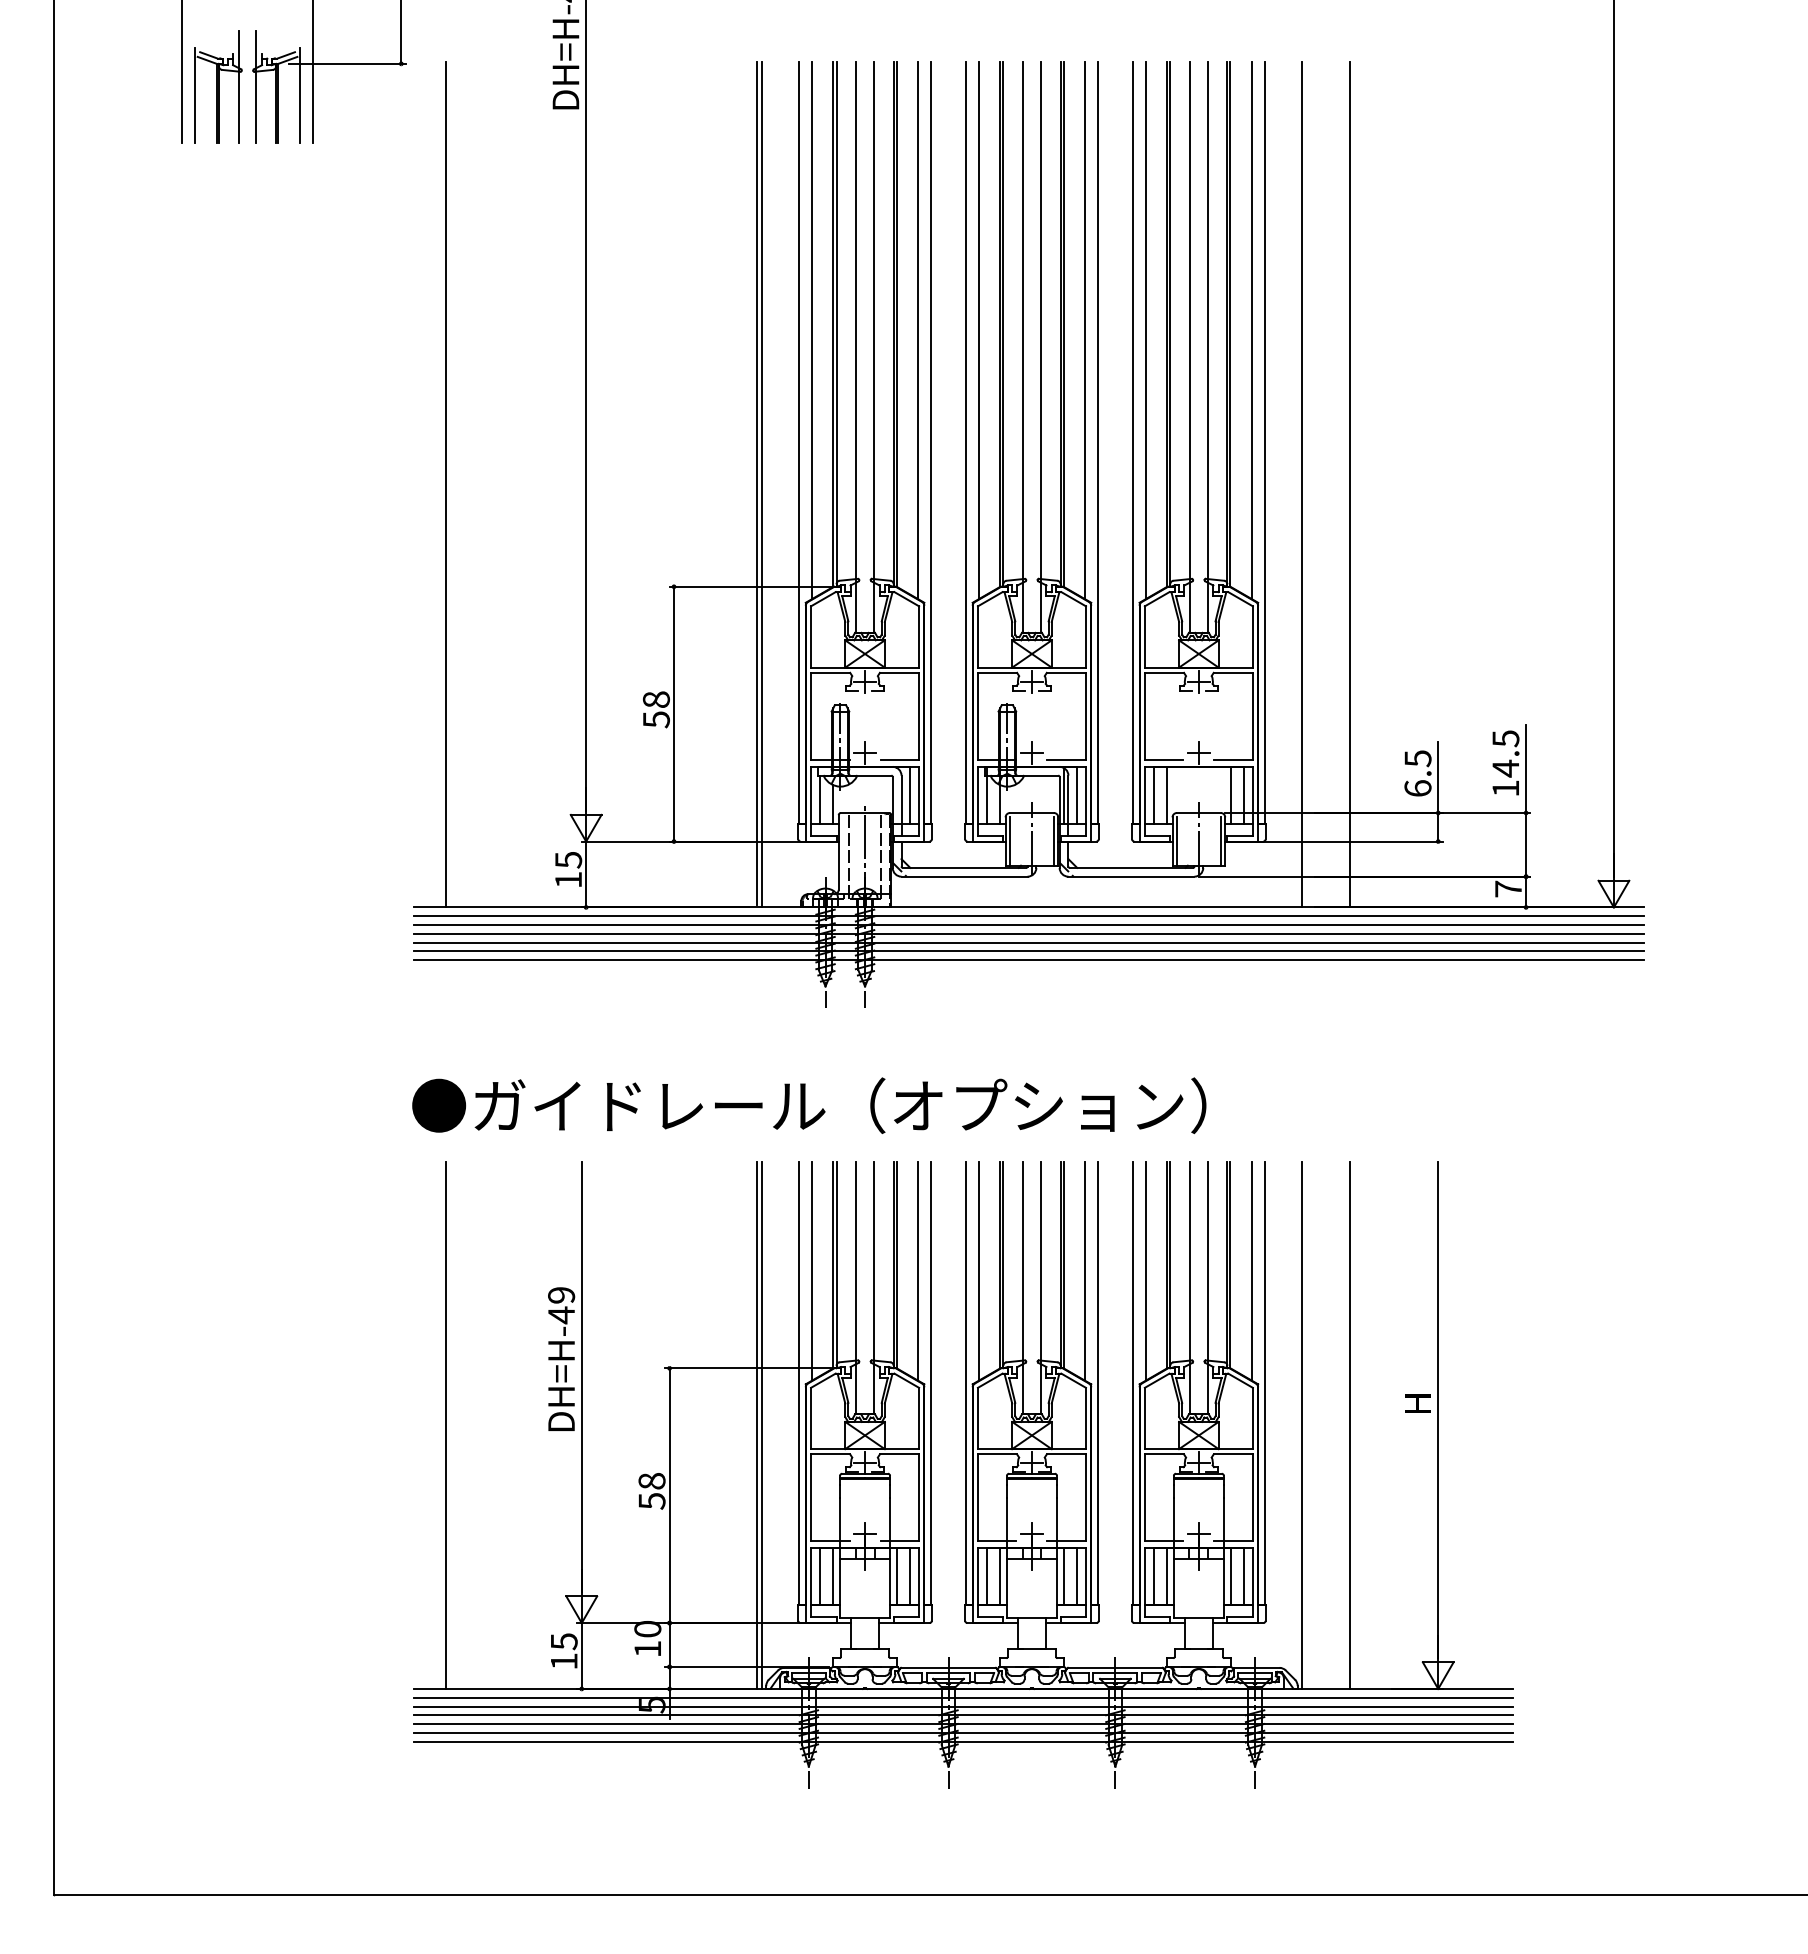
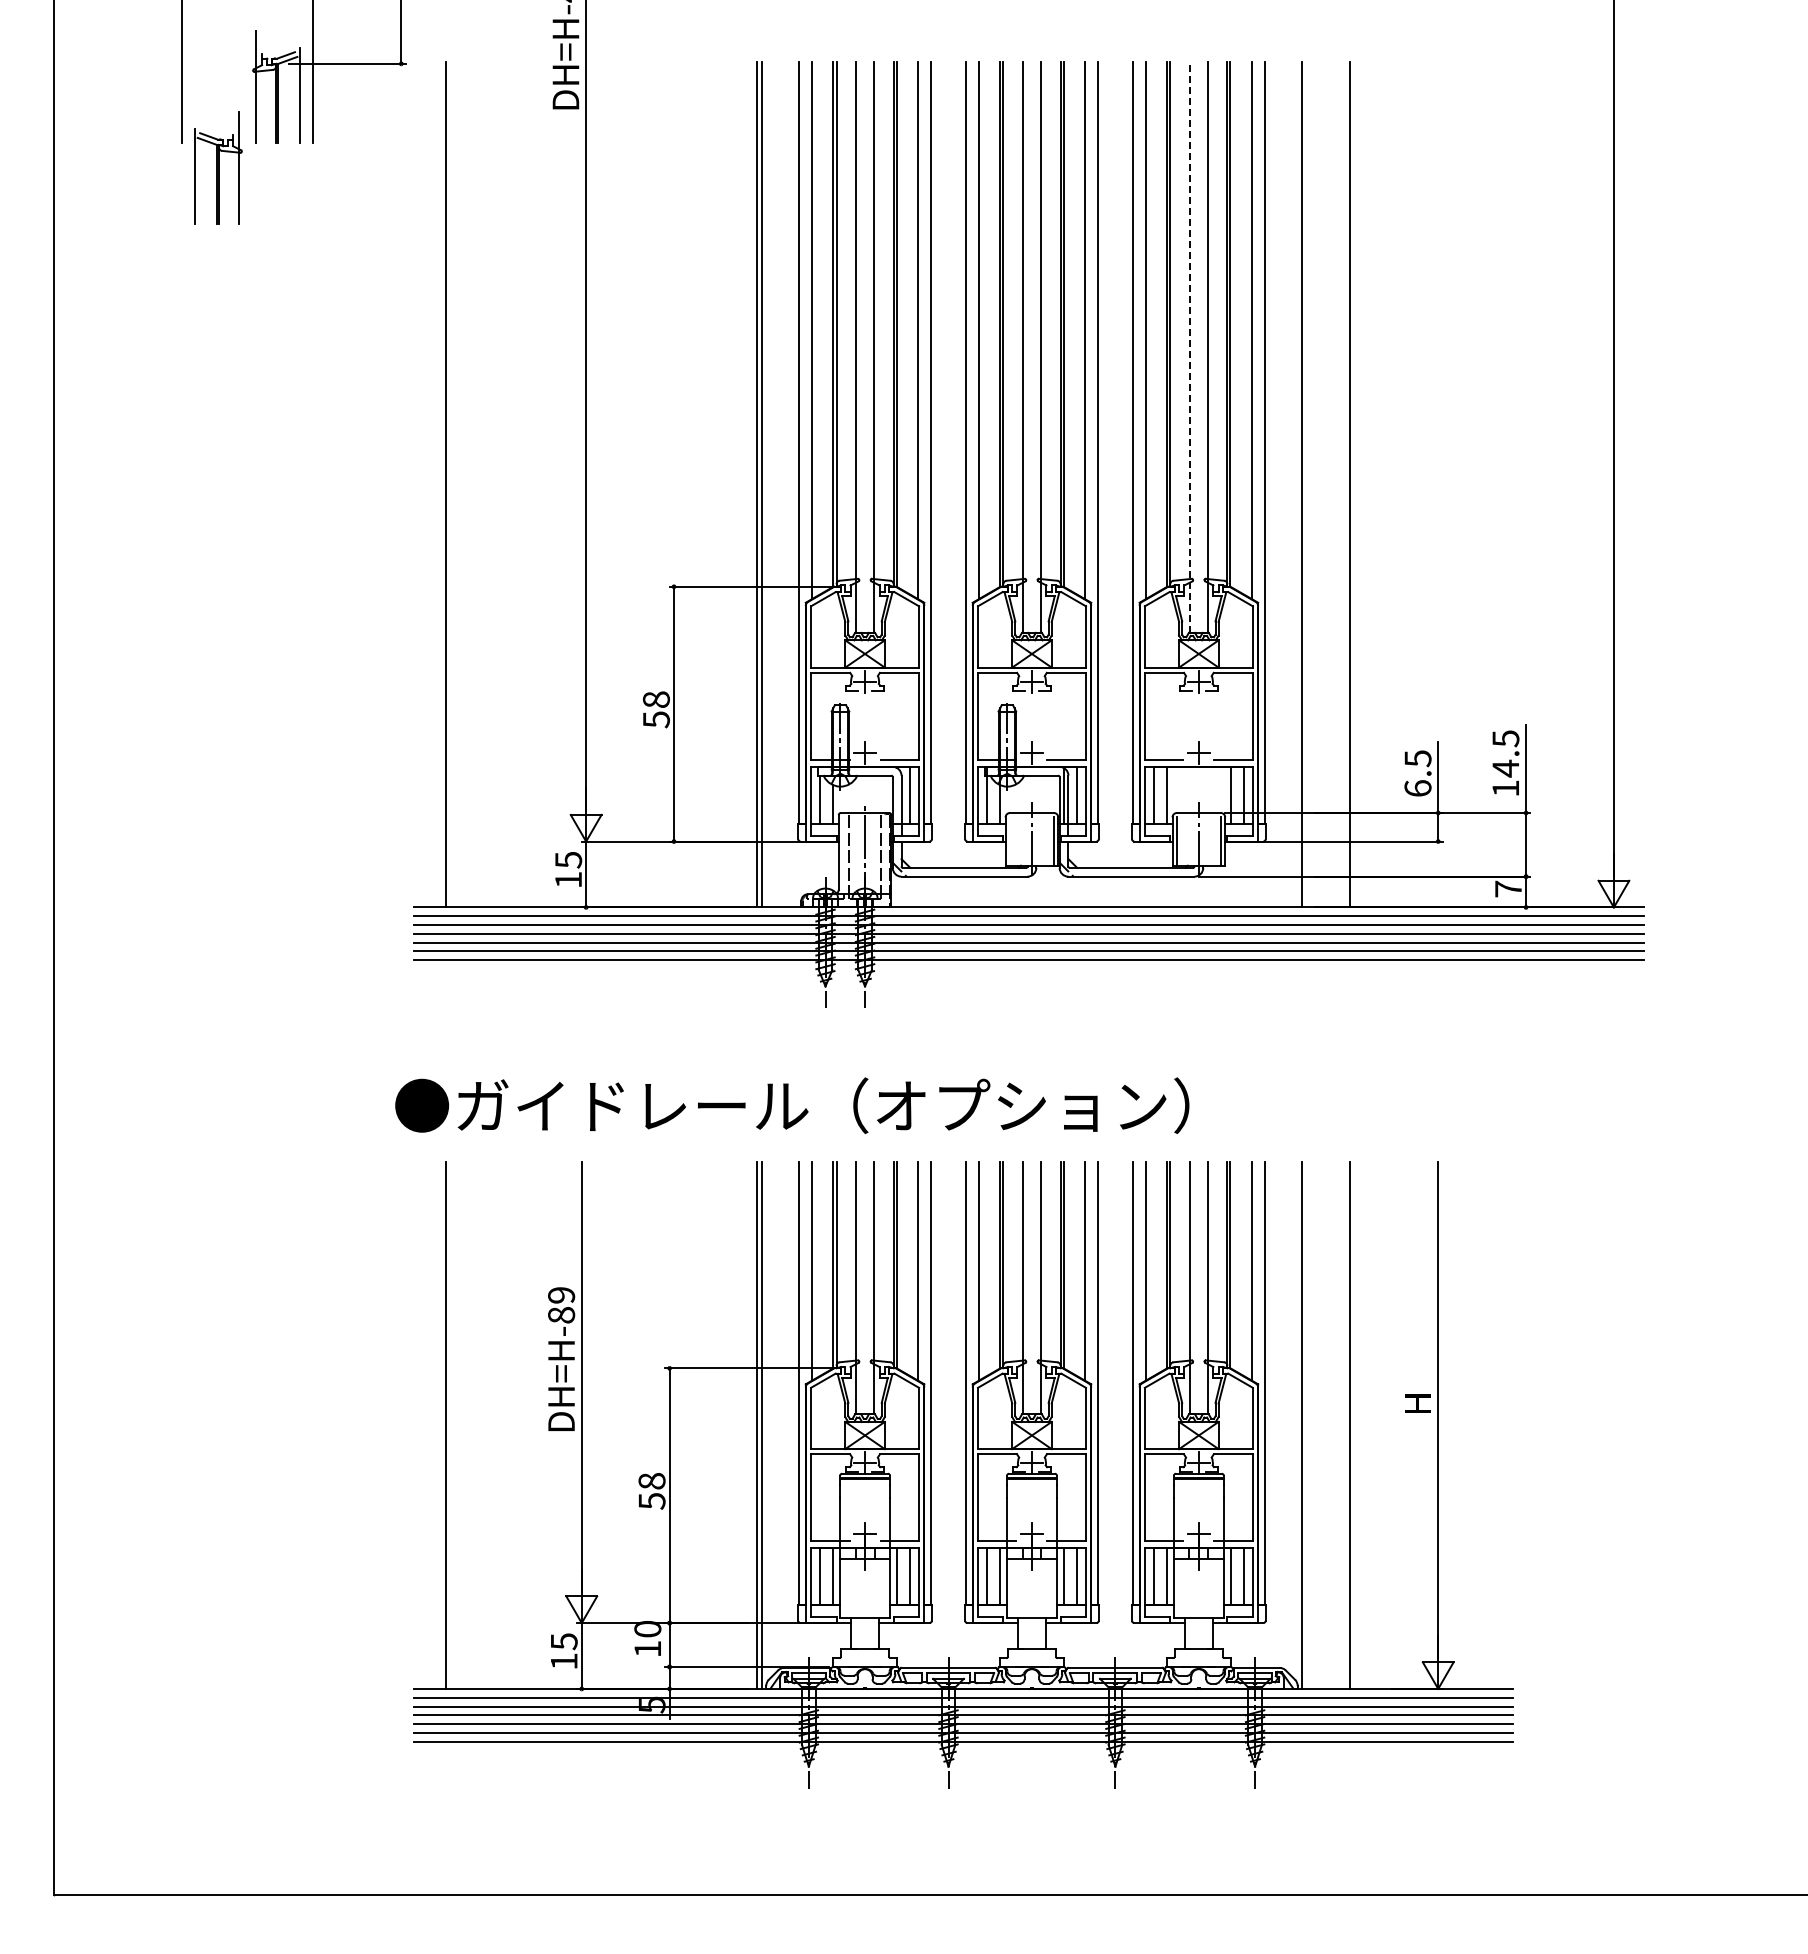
part position: (218, 86) -> (218, 167) (218, 167)
line: solid -> dashed (1190, 346)
line: present -> none (1010, 841)
text position: (809, 1105) -> (792, 1105) (792, 1105)
text: DH=H-49 -> DH=H-89 (561, 1315)
